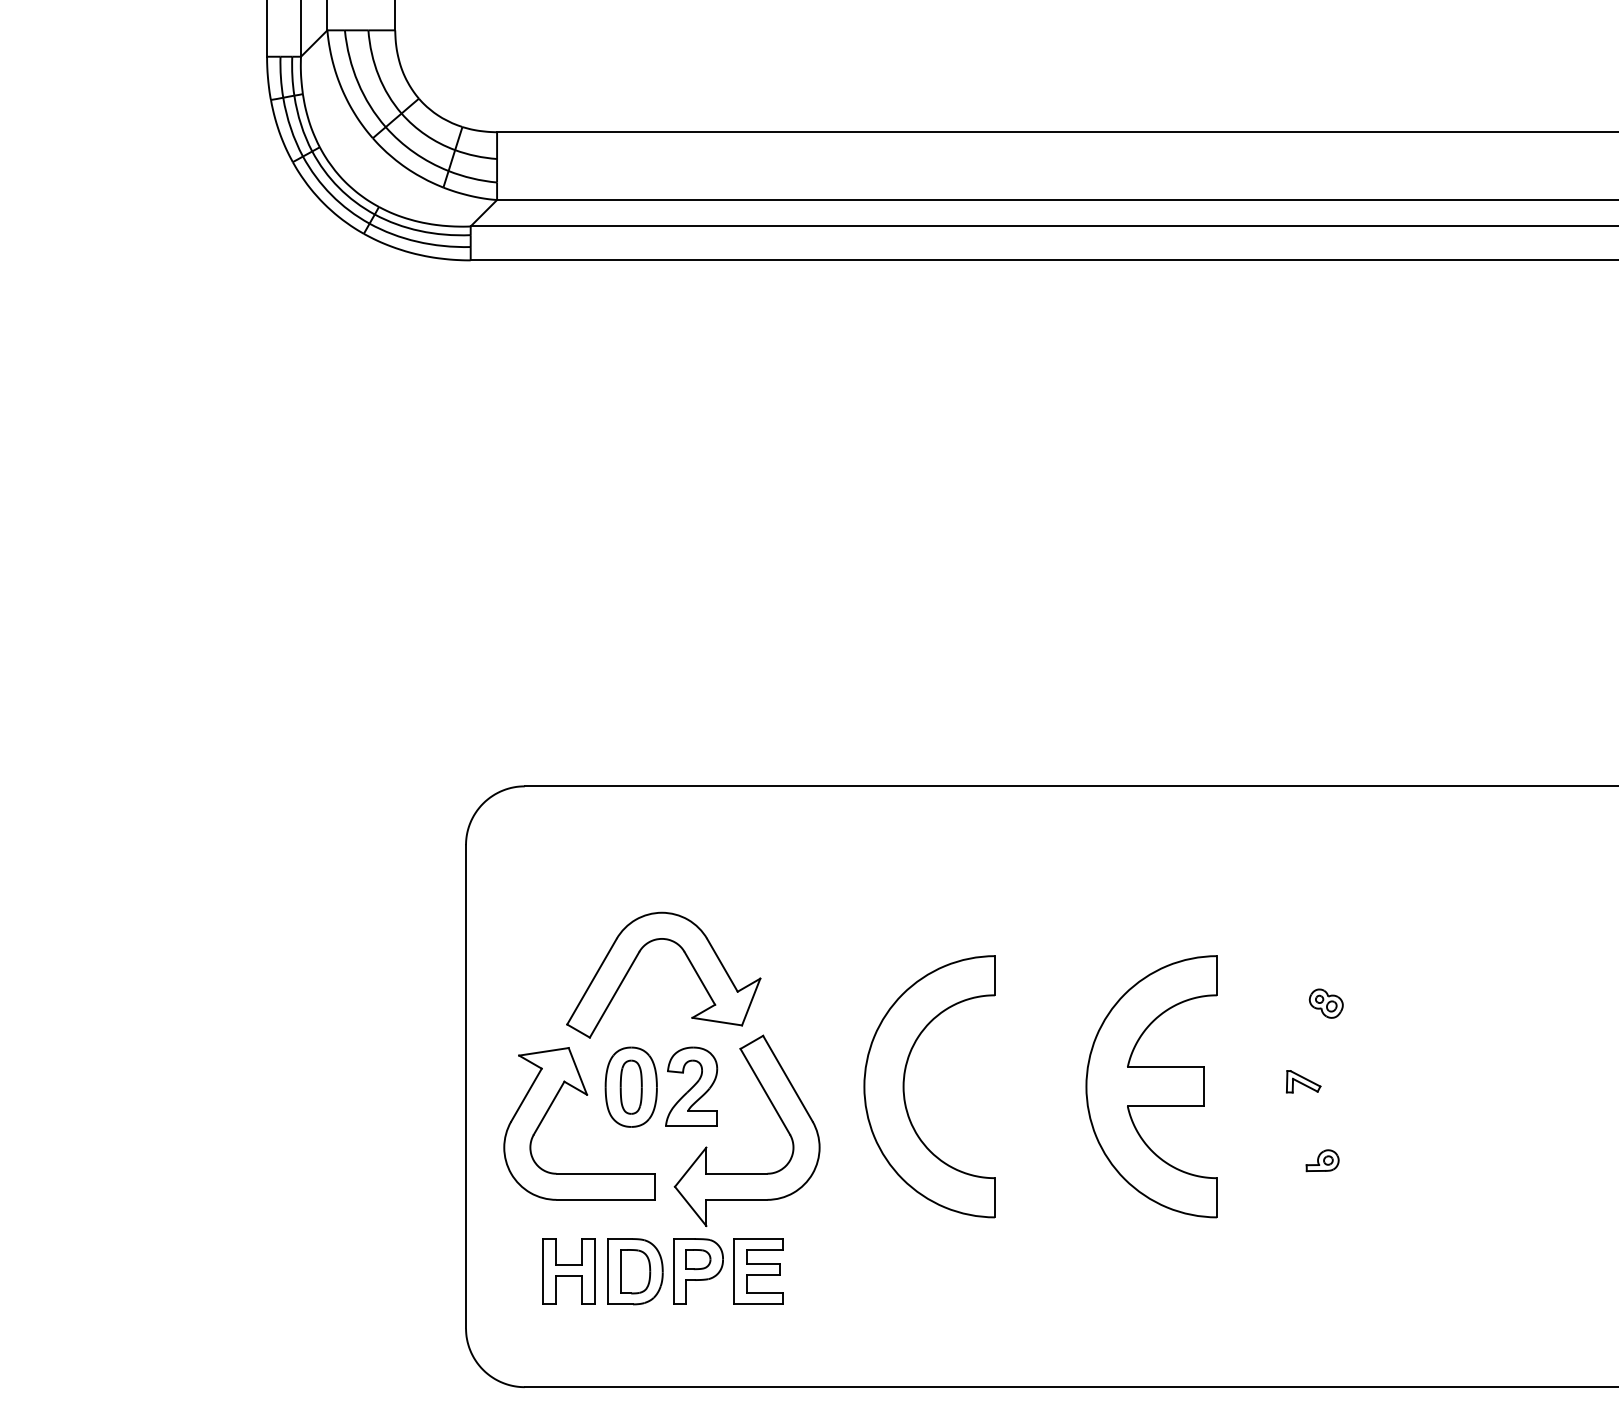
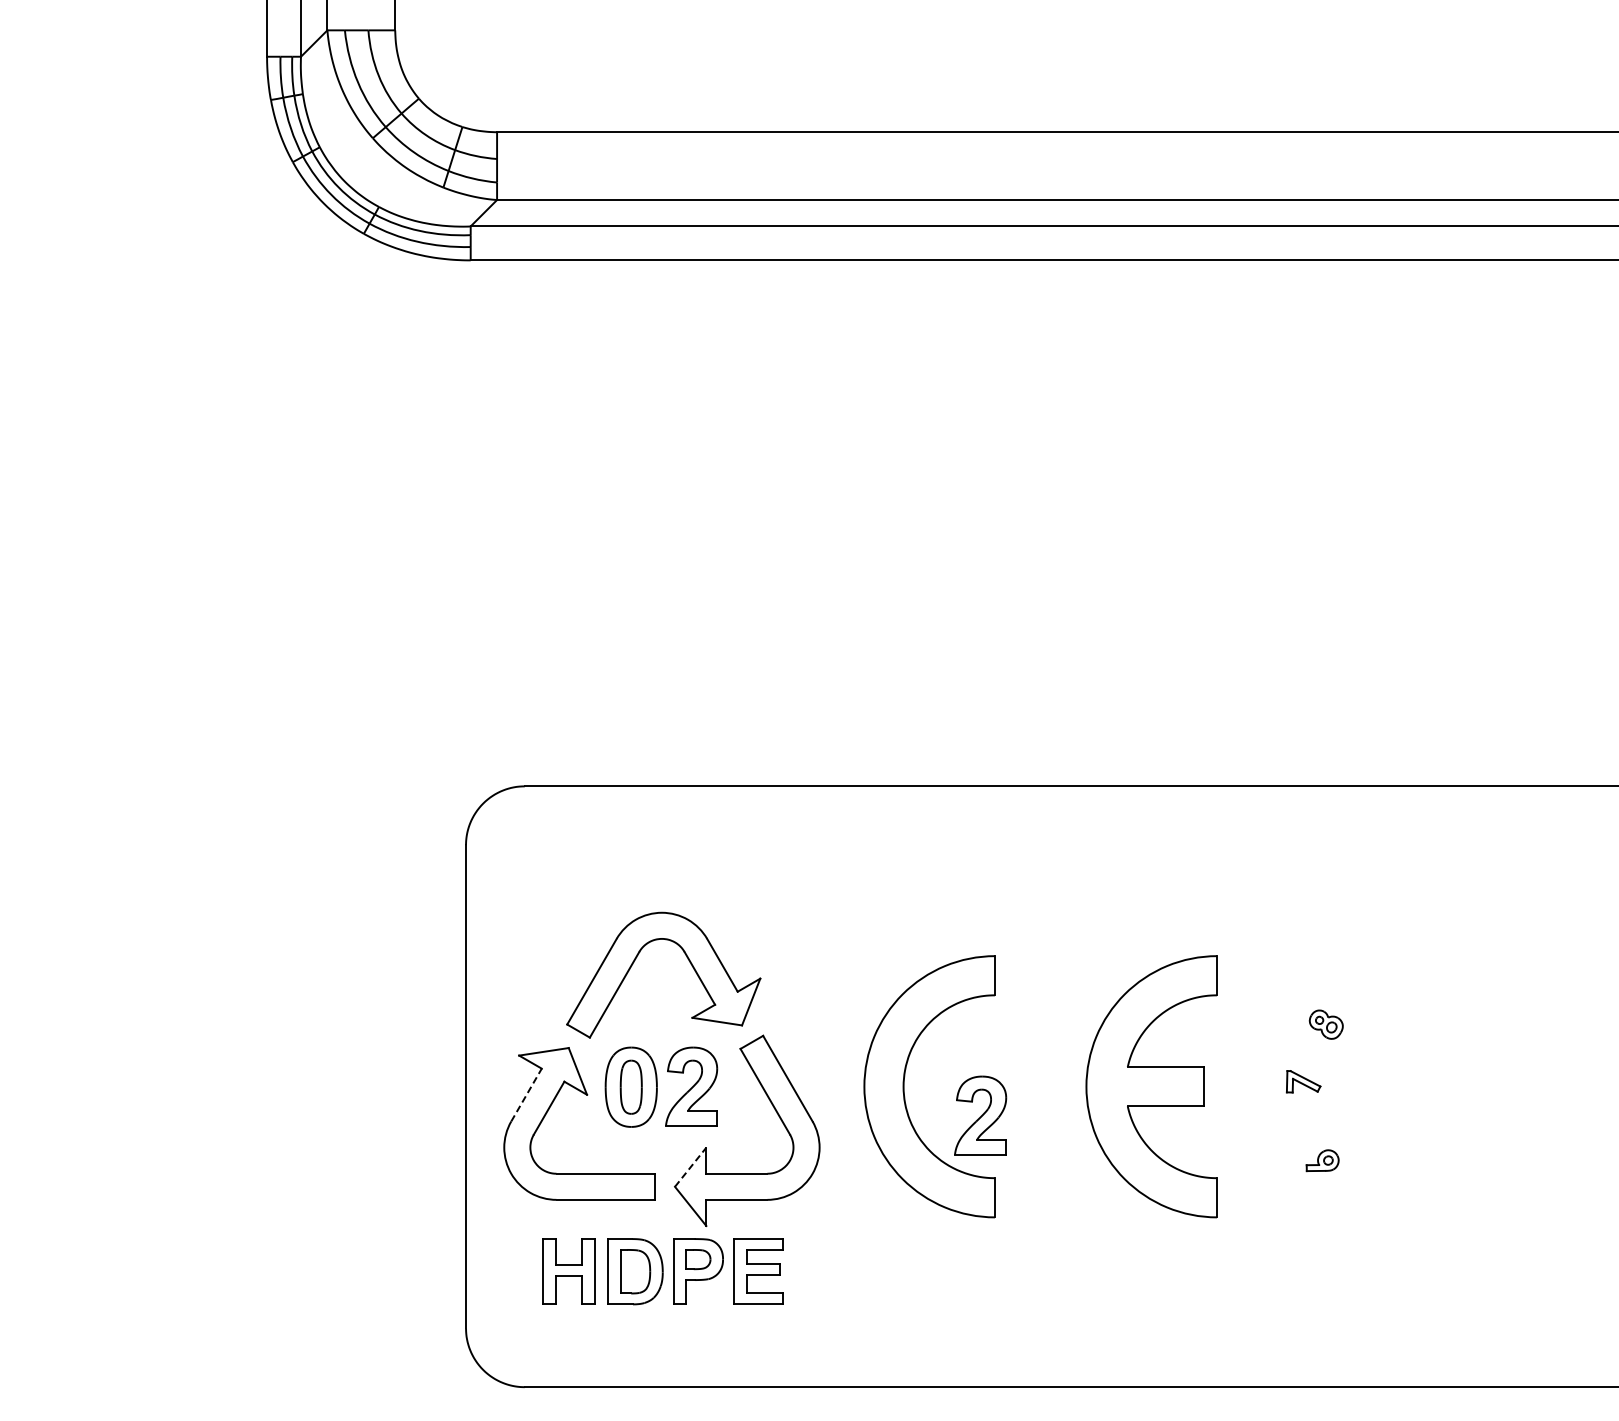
part position: (1325, 1003) -> (1325, 1024) (1325, 1024)
line: solid -> dashed (526, 1095)
part: none -> present (980, 1115)
line: solid -> dashed (690, 1166)
